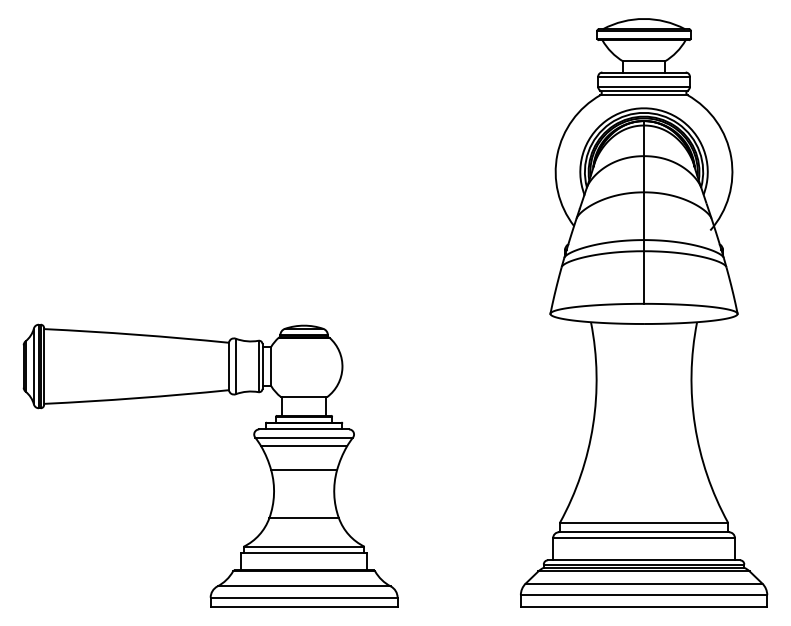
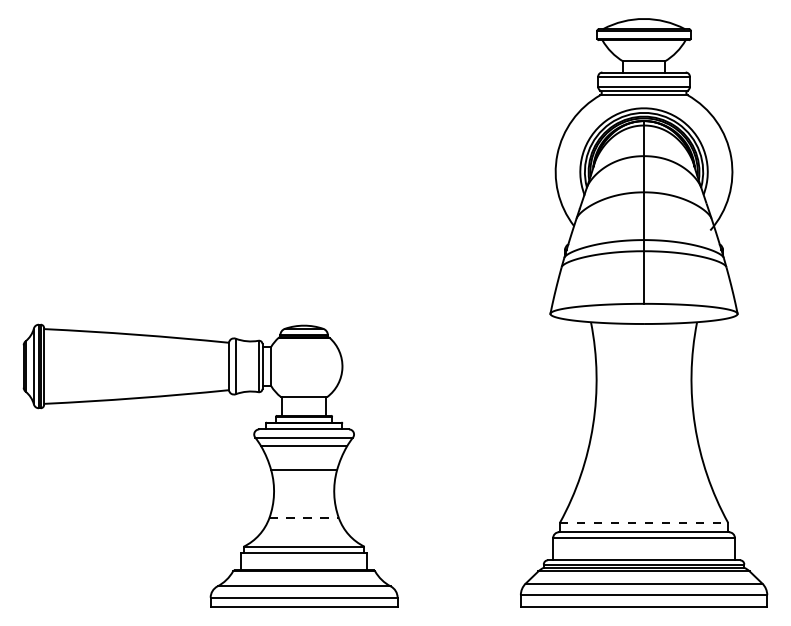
line: solid -> dashed (304, 518)
line: solid -> dashed (644, 522)
